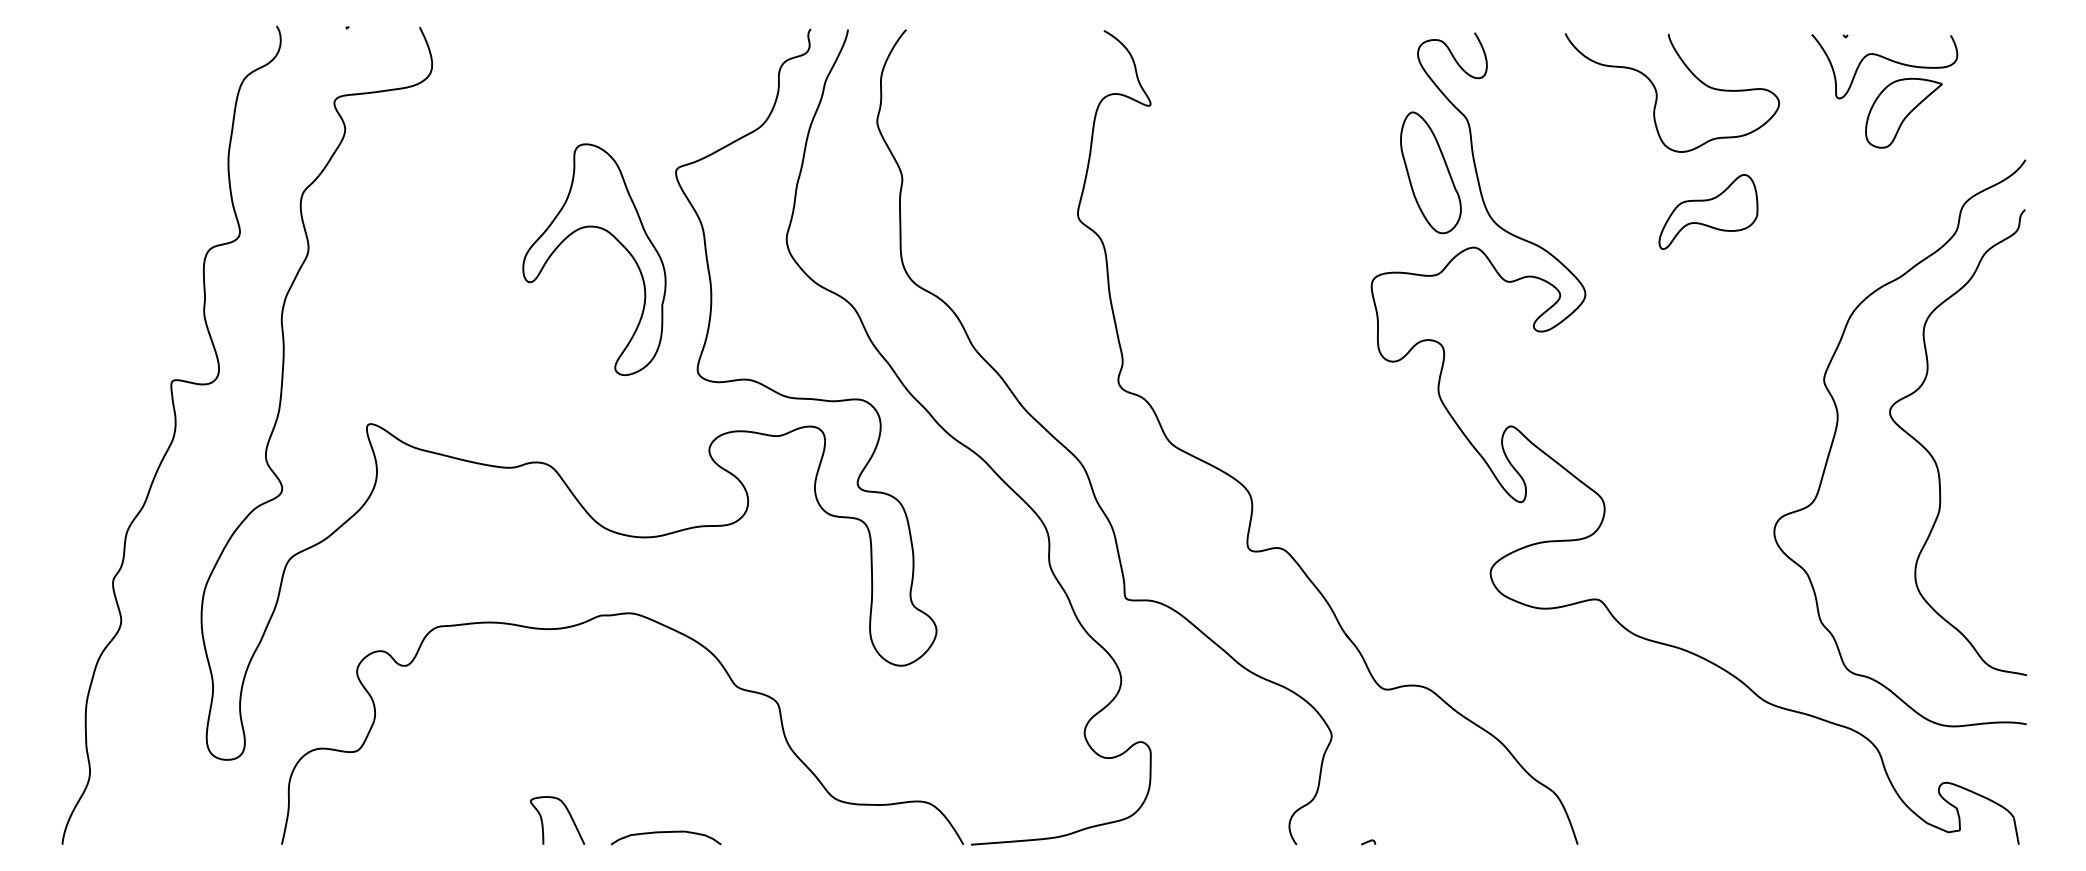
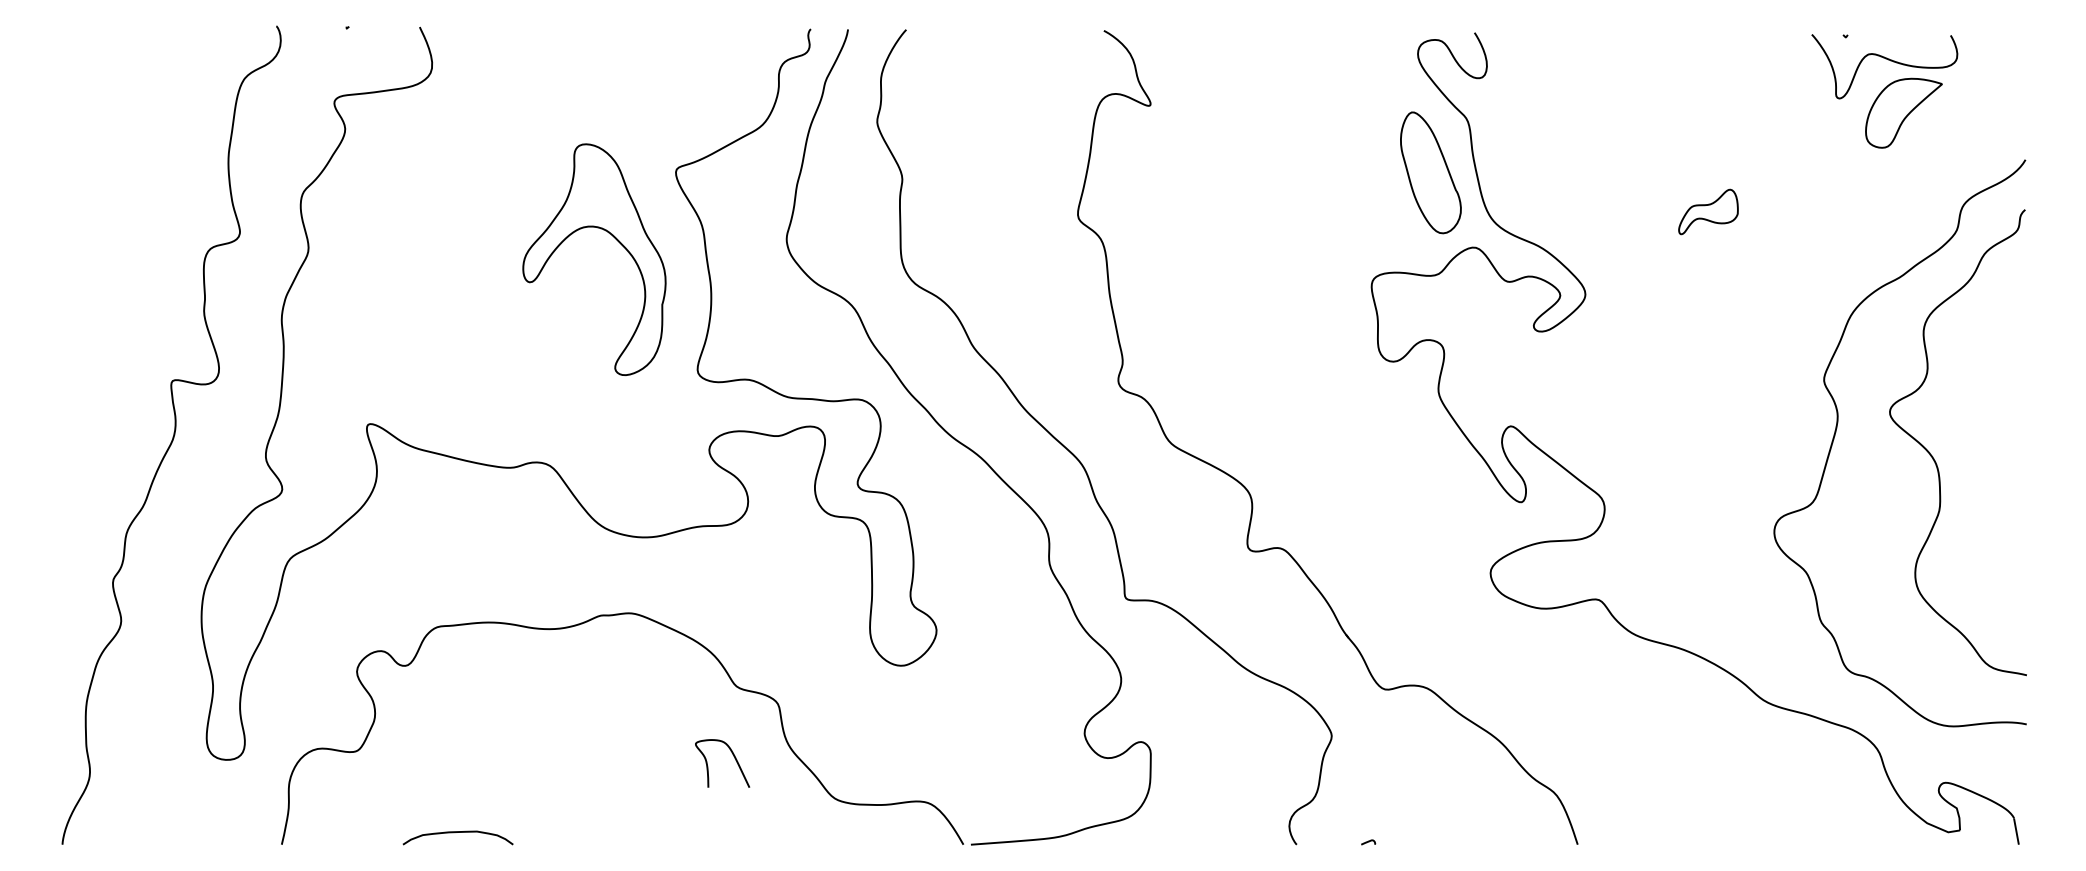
curve: present -> none (1657, 92)
part size: 101x76 px -> 61x48 px (1708, 211)
curve position: (569, 815) -> (734, 758) (734, 758)
curve position: (665, 832) -> (457, 832) (457, 832)
